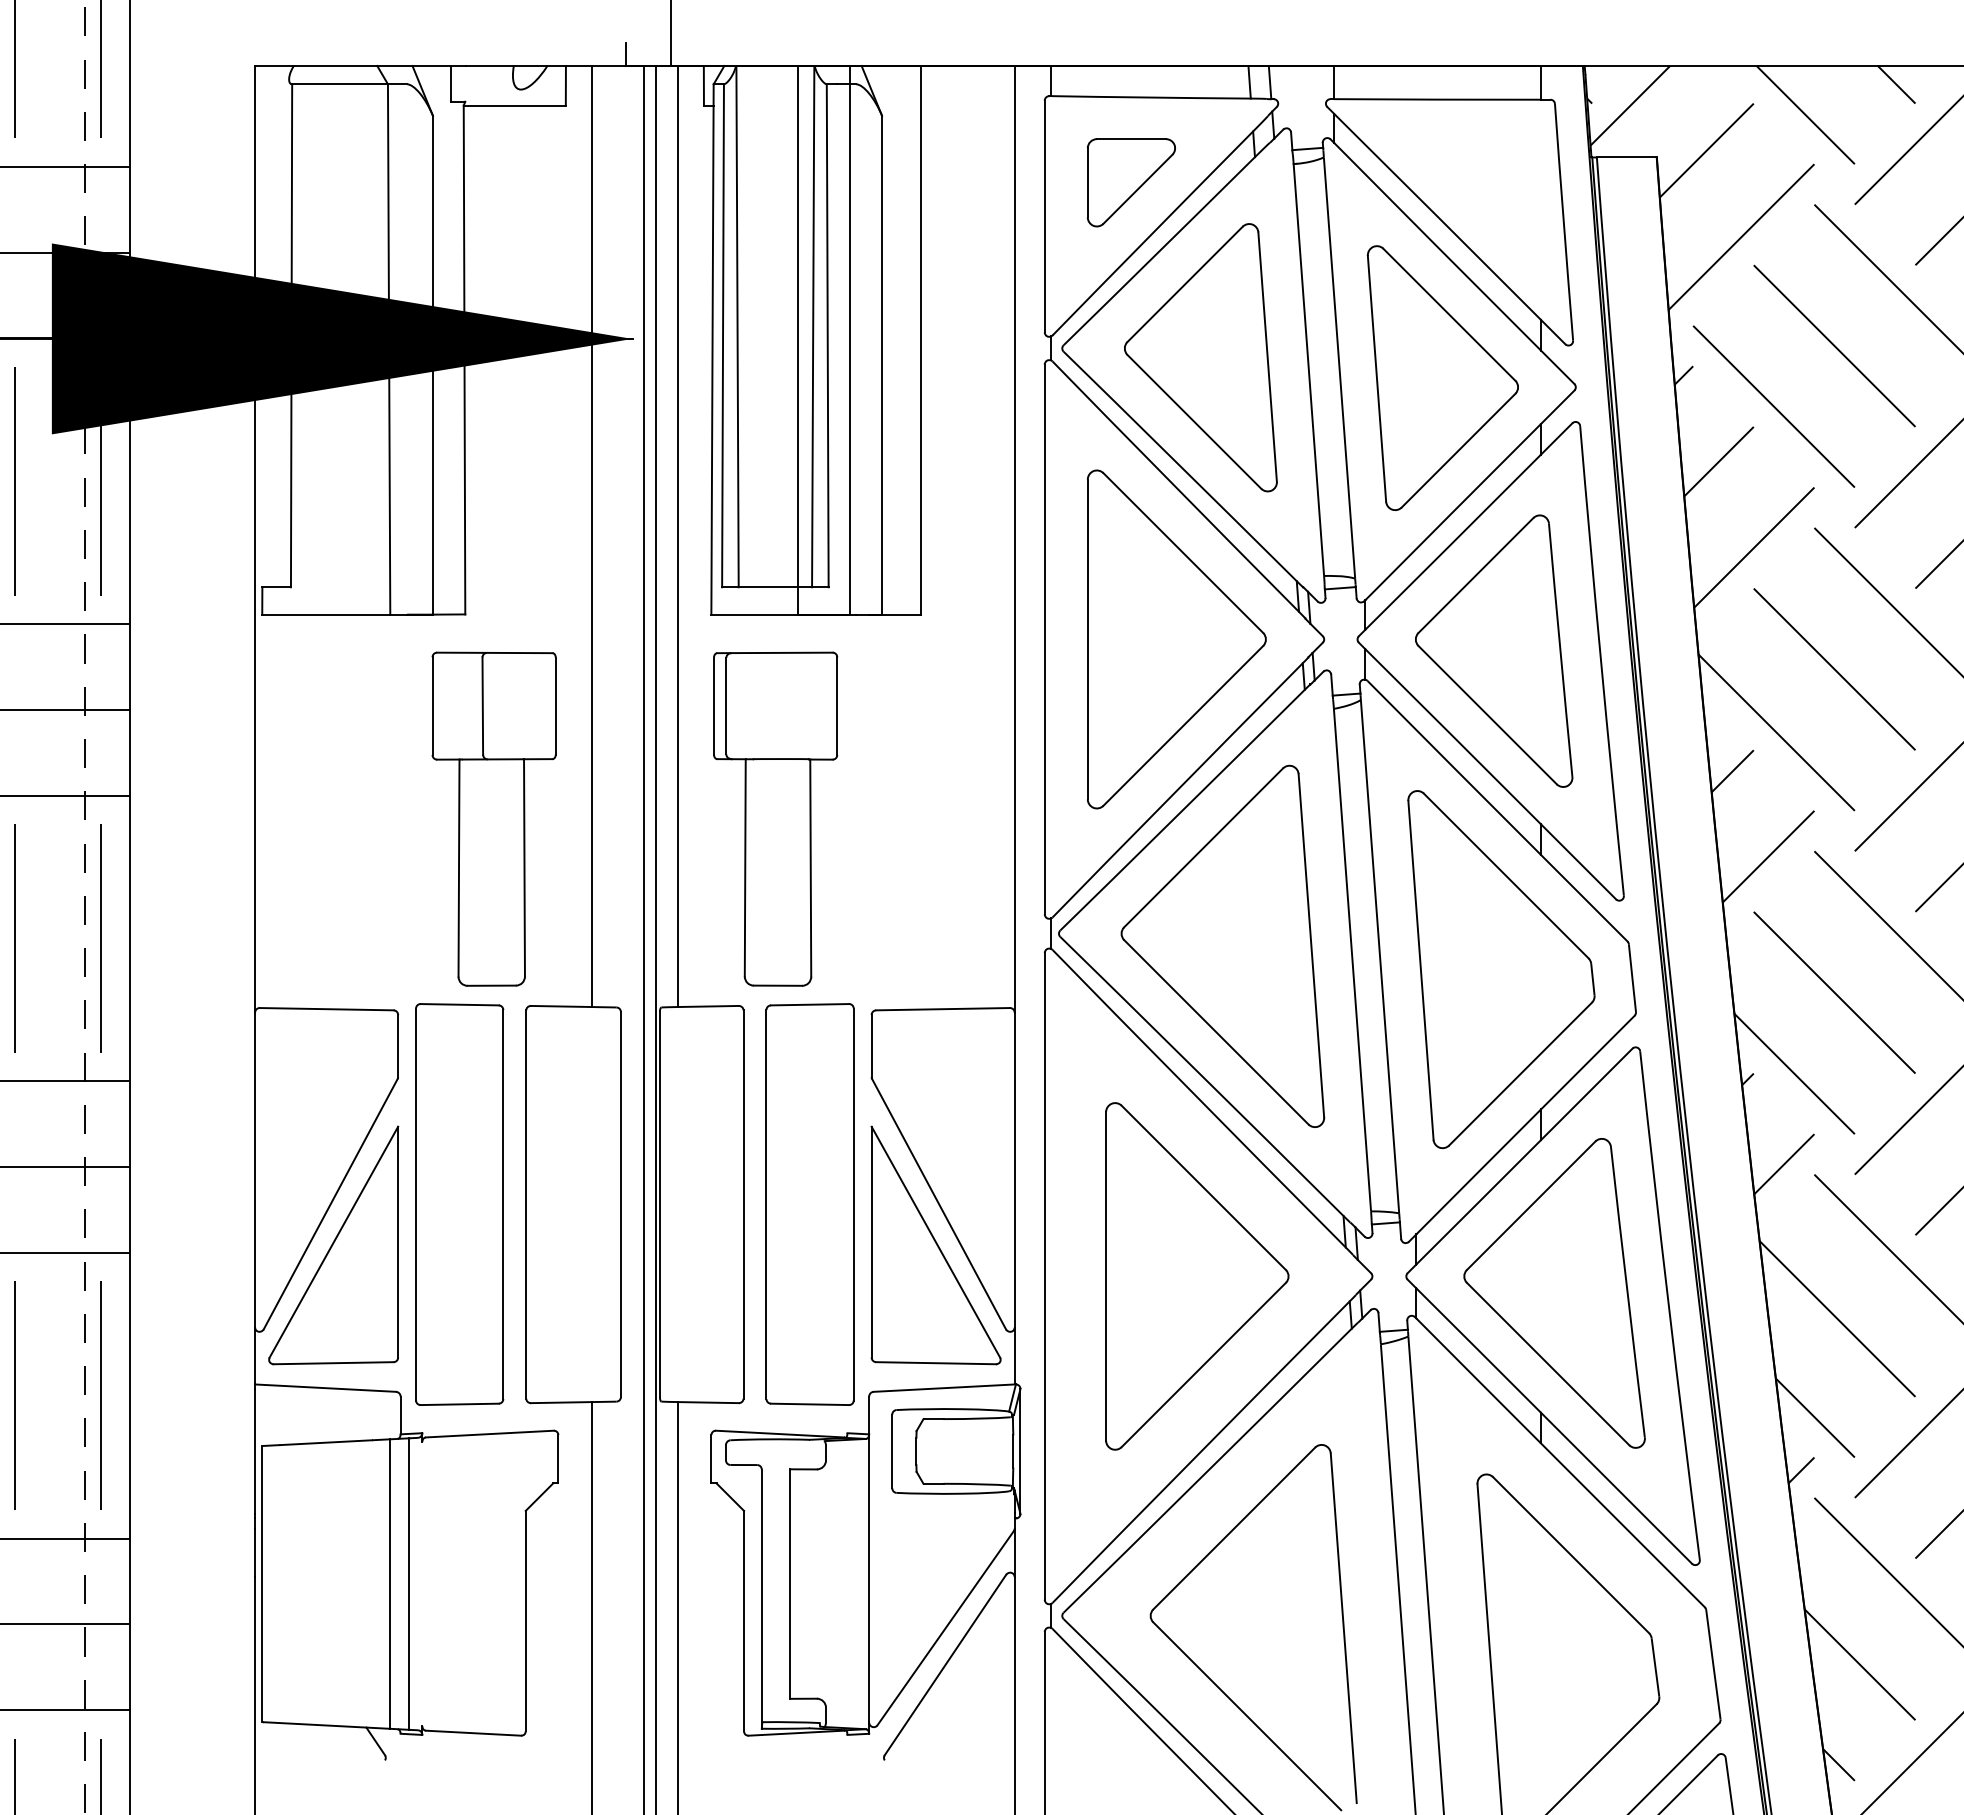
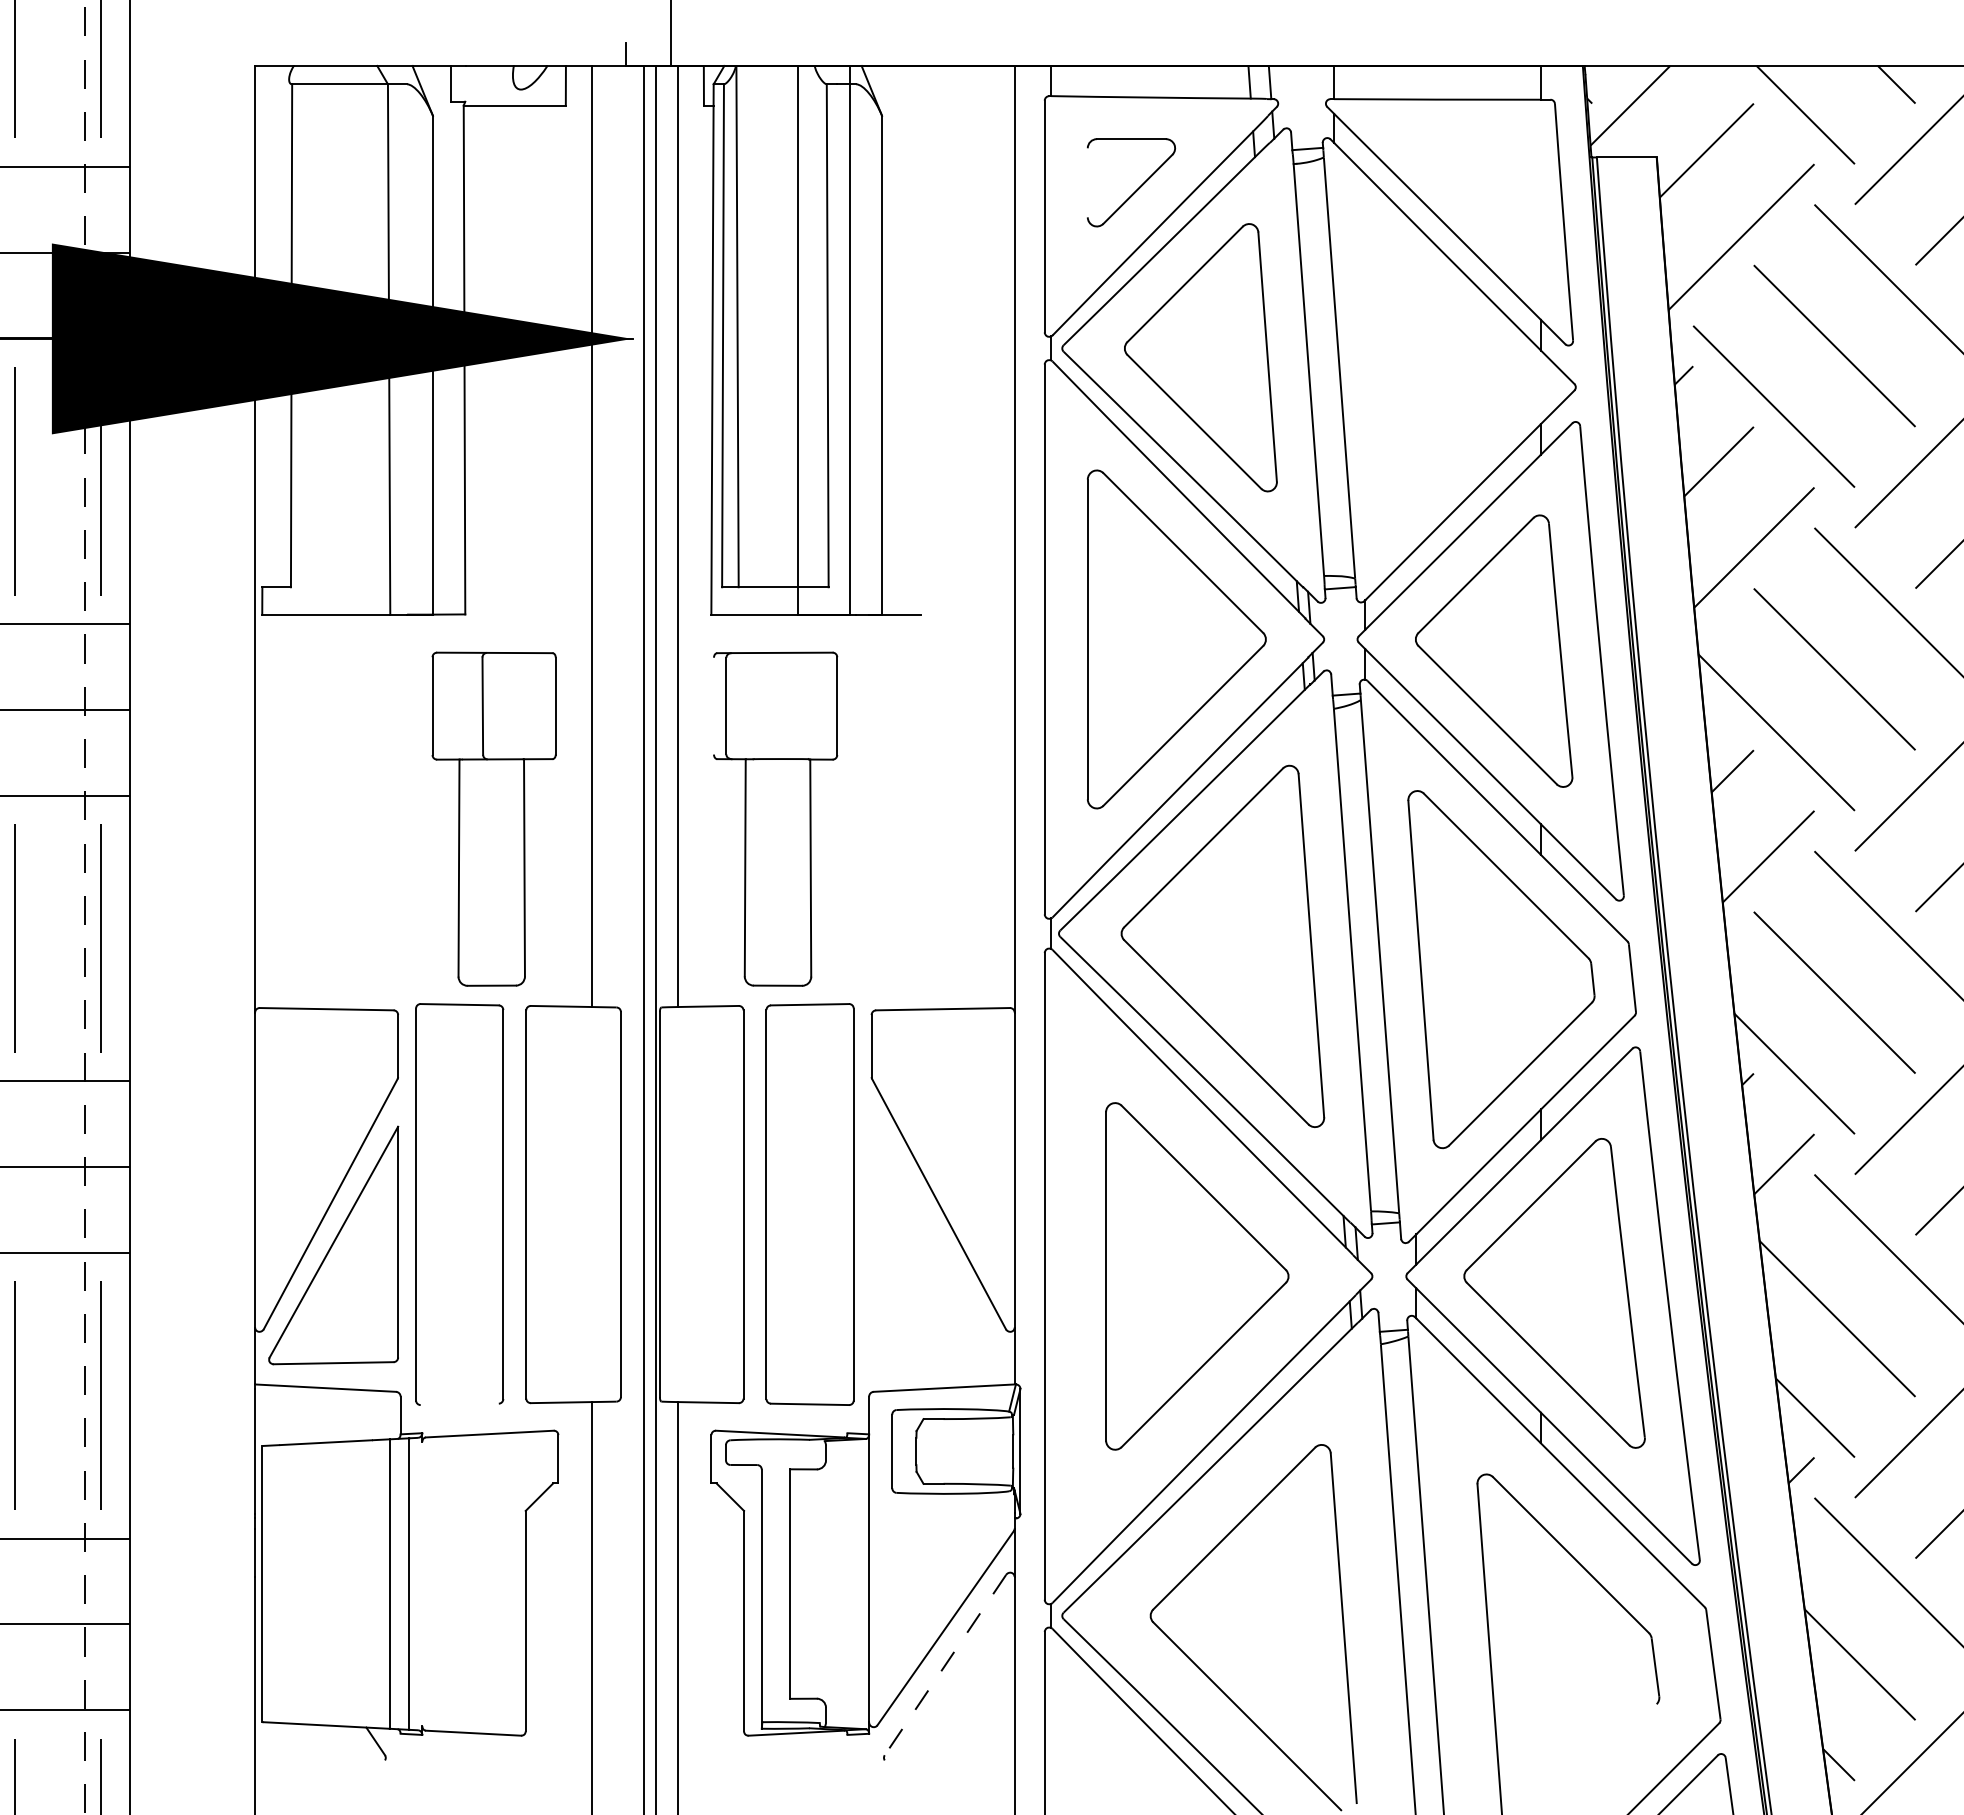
line: present -> none (1087, 182)
line: present -> none (813, 326)
line: present -> none (920, 340)
part: present -> none (1442, 377)
line: present -> none (714, 705)
part: present -> none (935, 1245)
line: present -> none (459, 1404)
line: solid -> dashed (945, 1665)
line: present -> none (1602, 1757)
